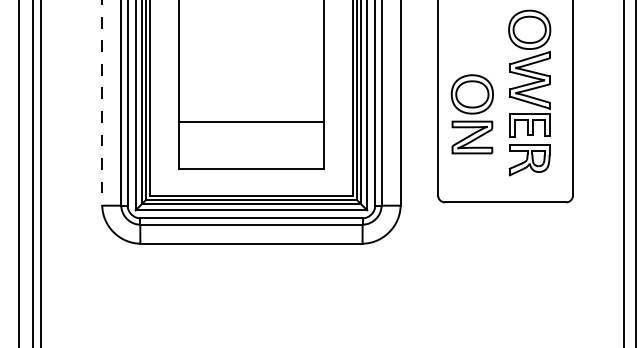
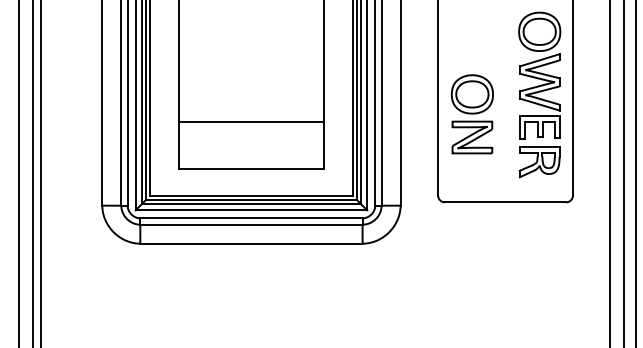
part position: (529, 92) -> (539, 94) (539, 94)
line: dashed -> solid (102, 103)
line: none -> present (610, 173)
